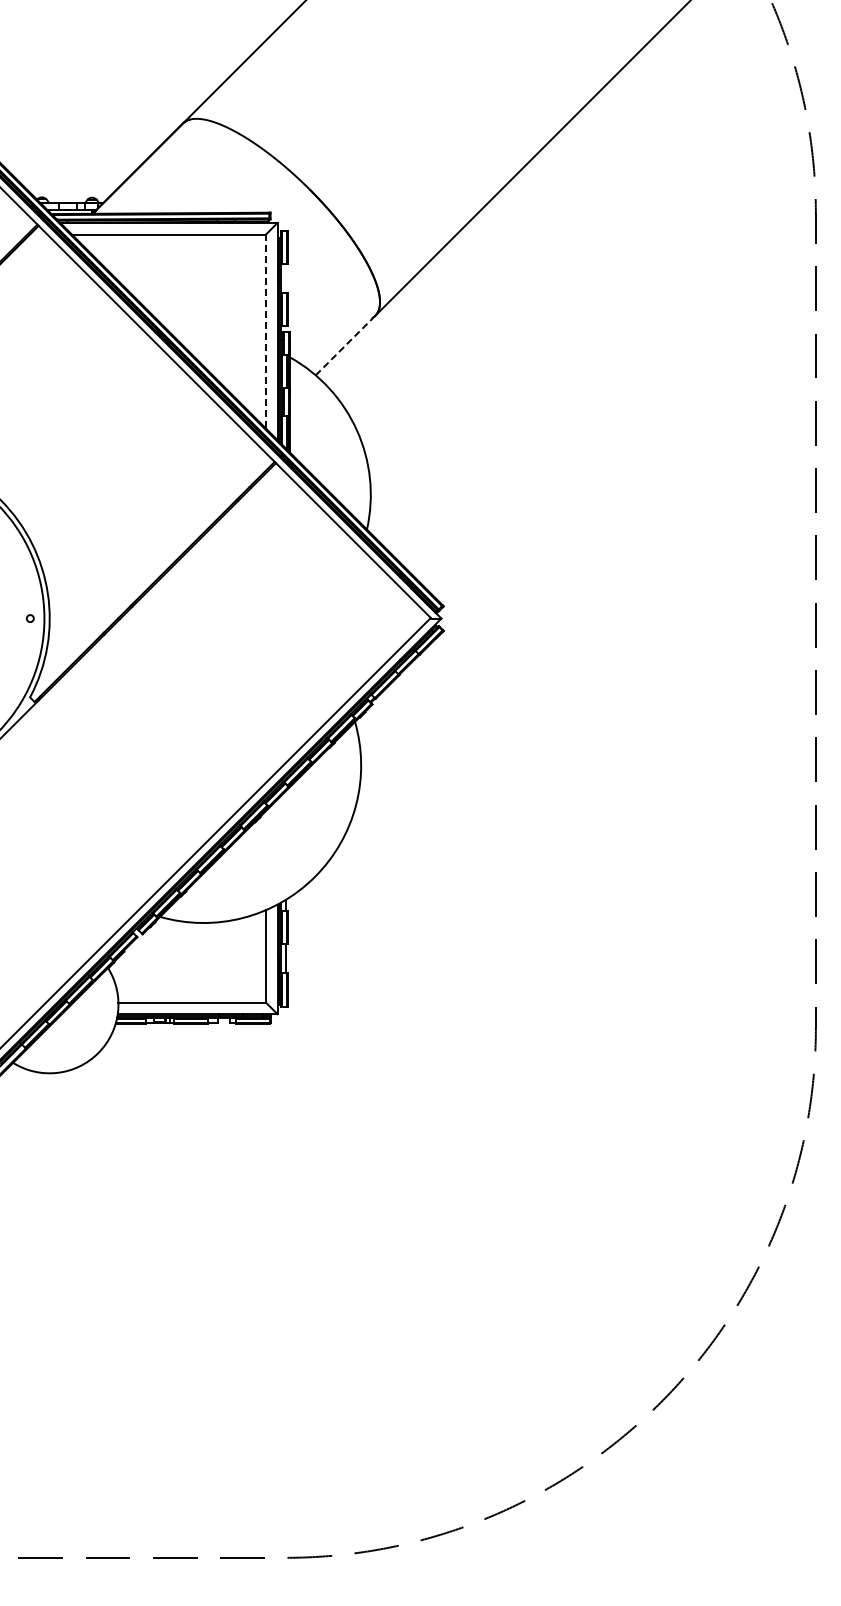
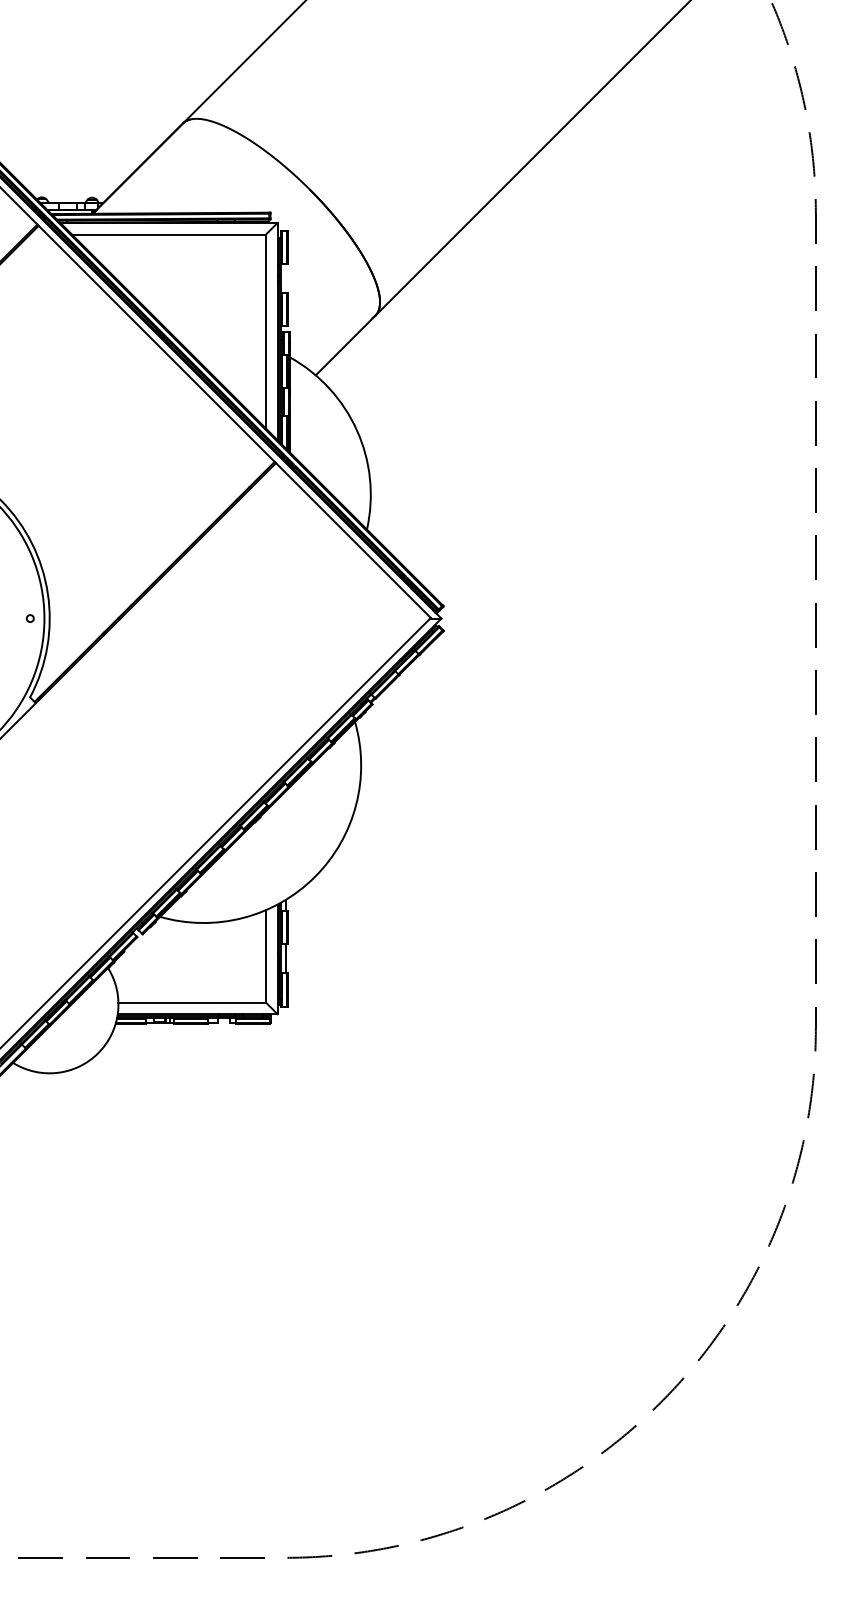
line: dashed -> solid (265, 331)
line: dashed -> solid (345, 345)
